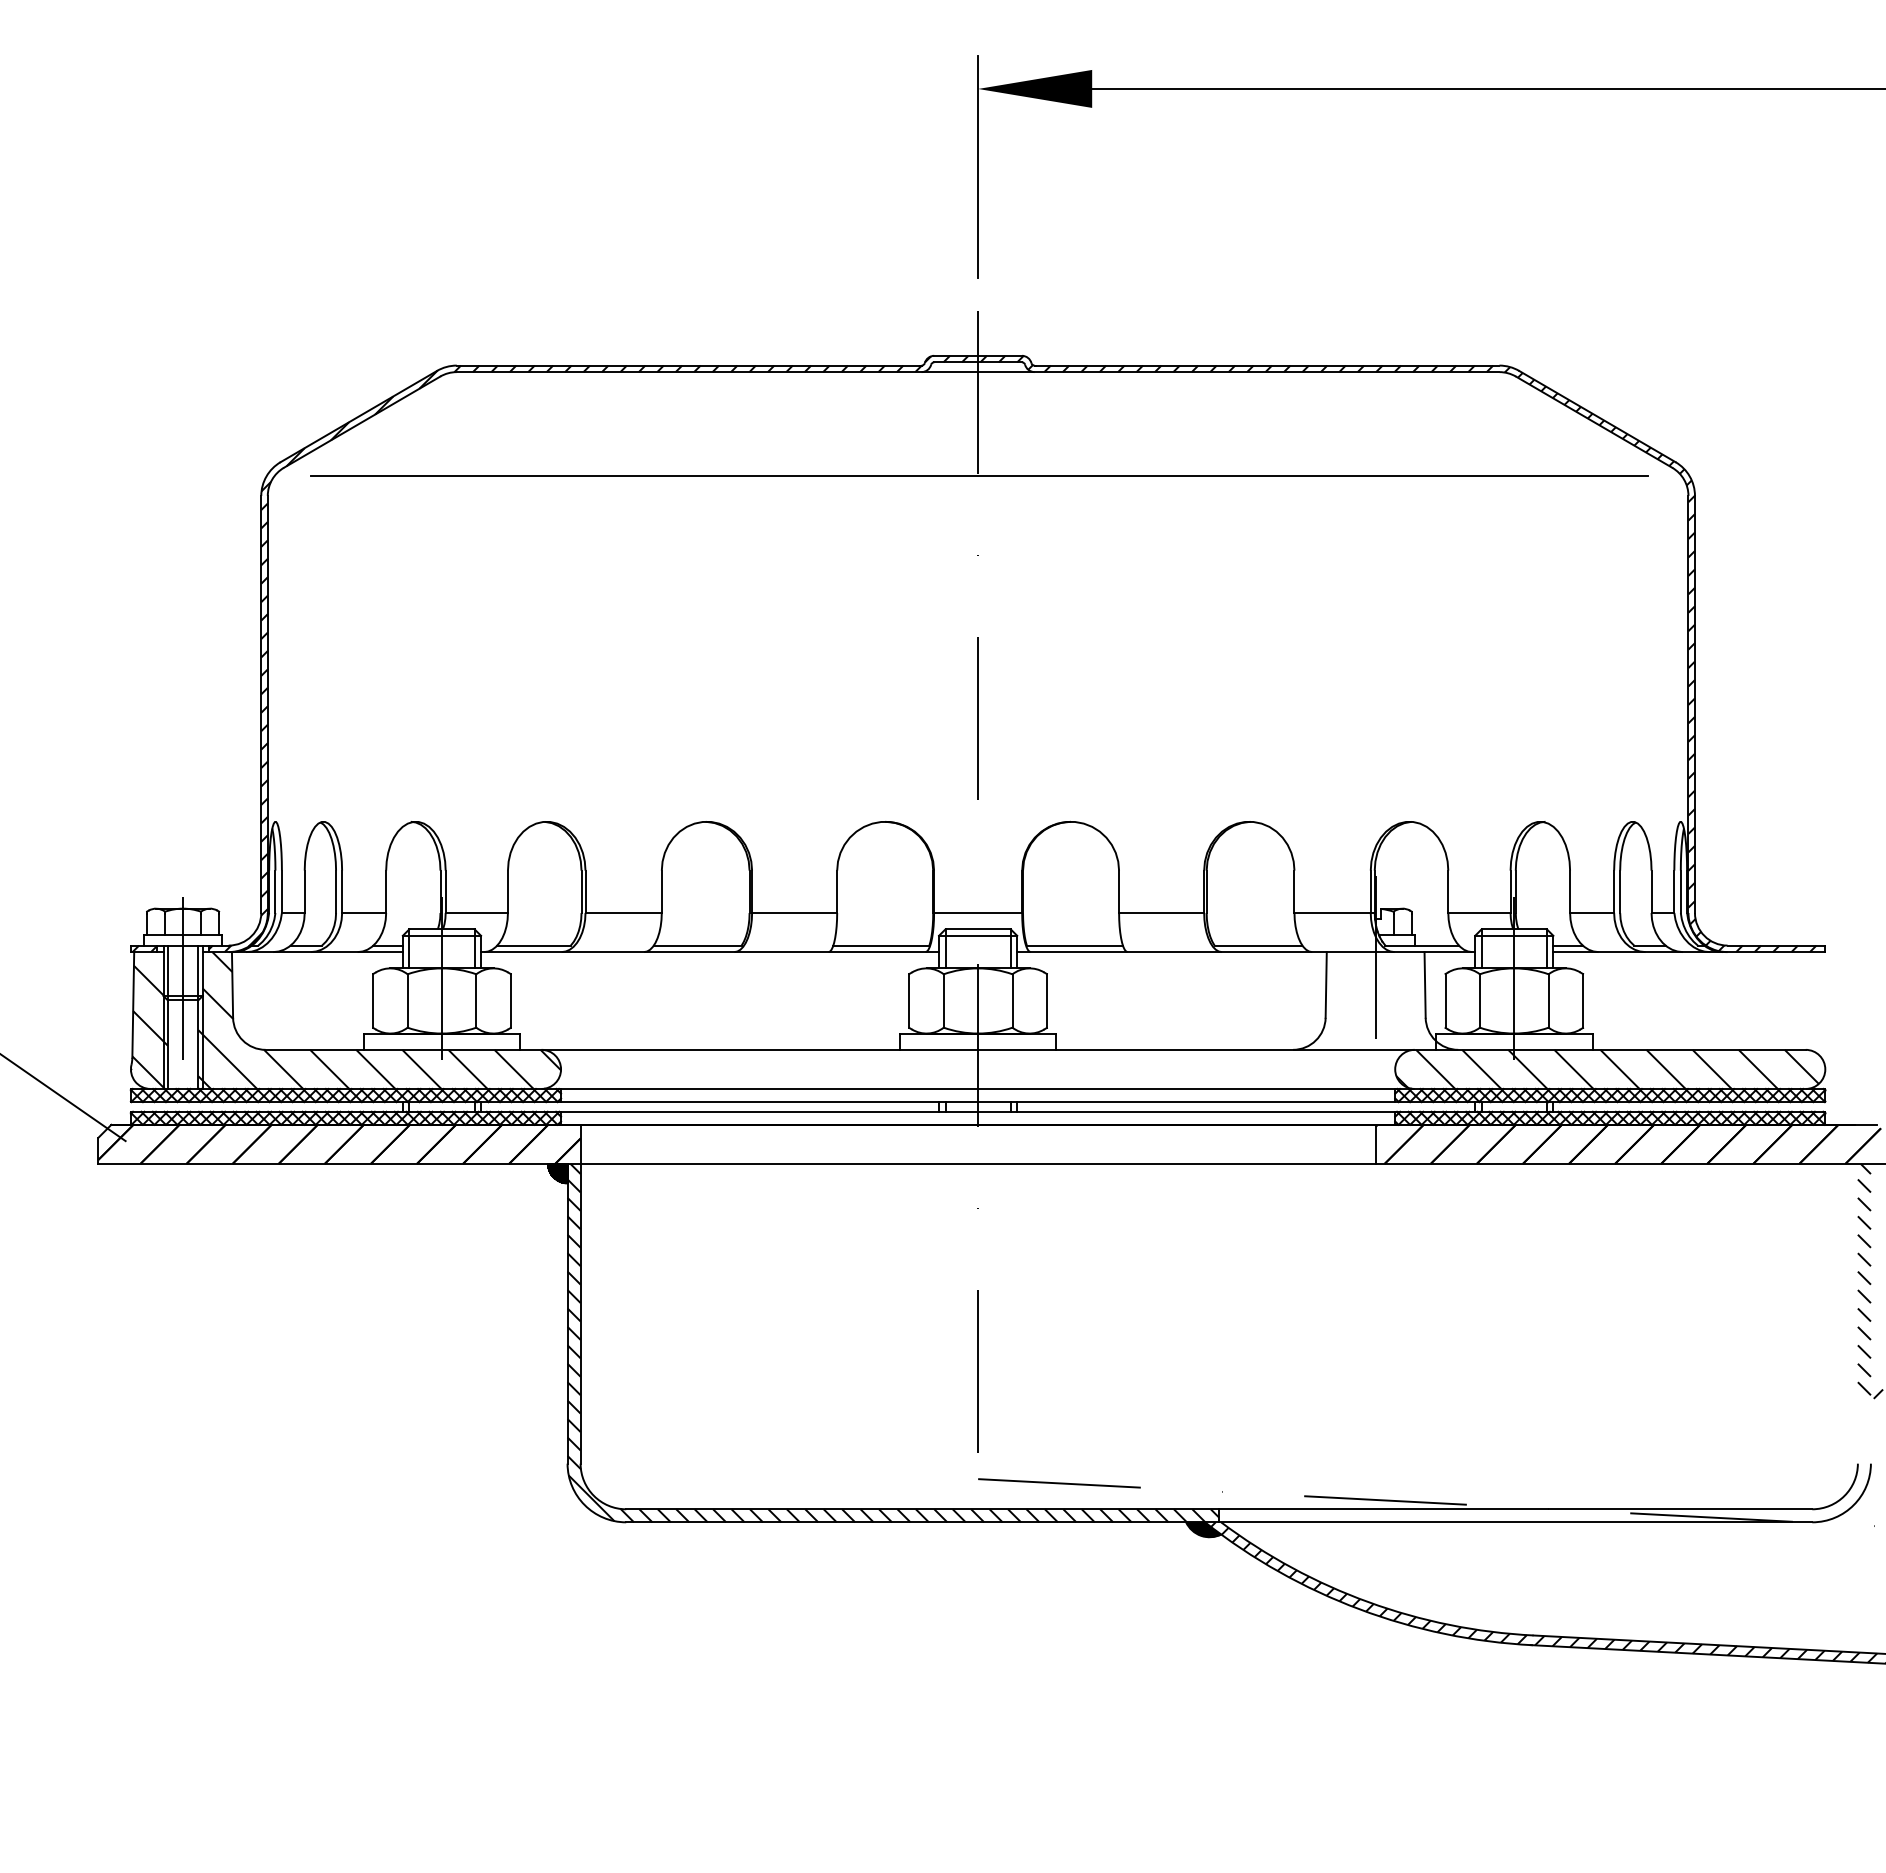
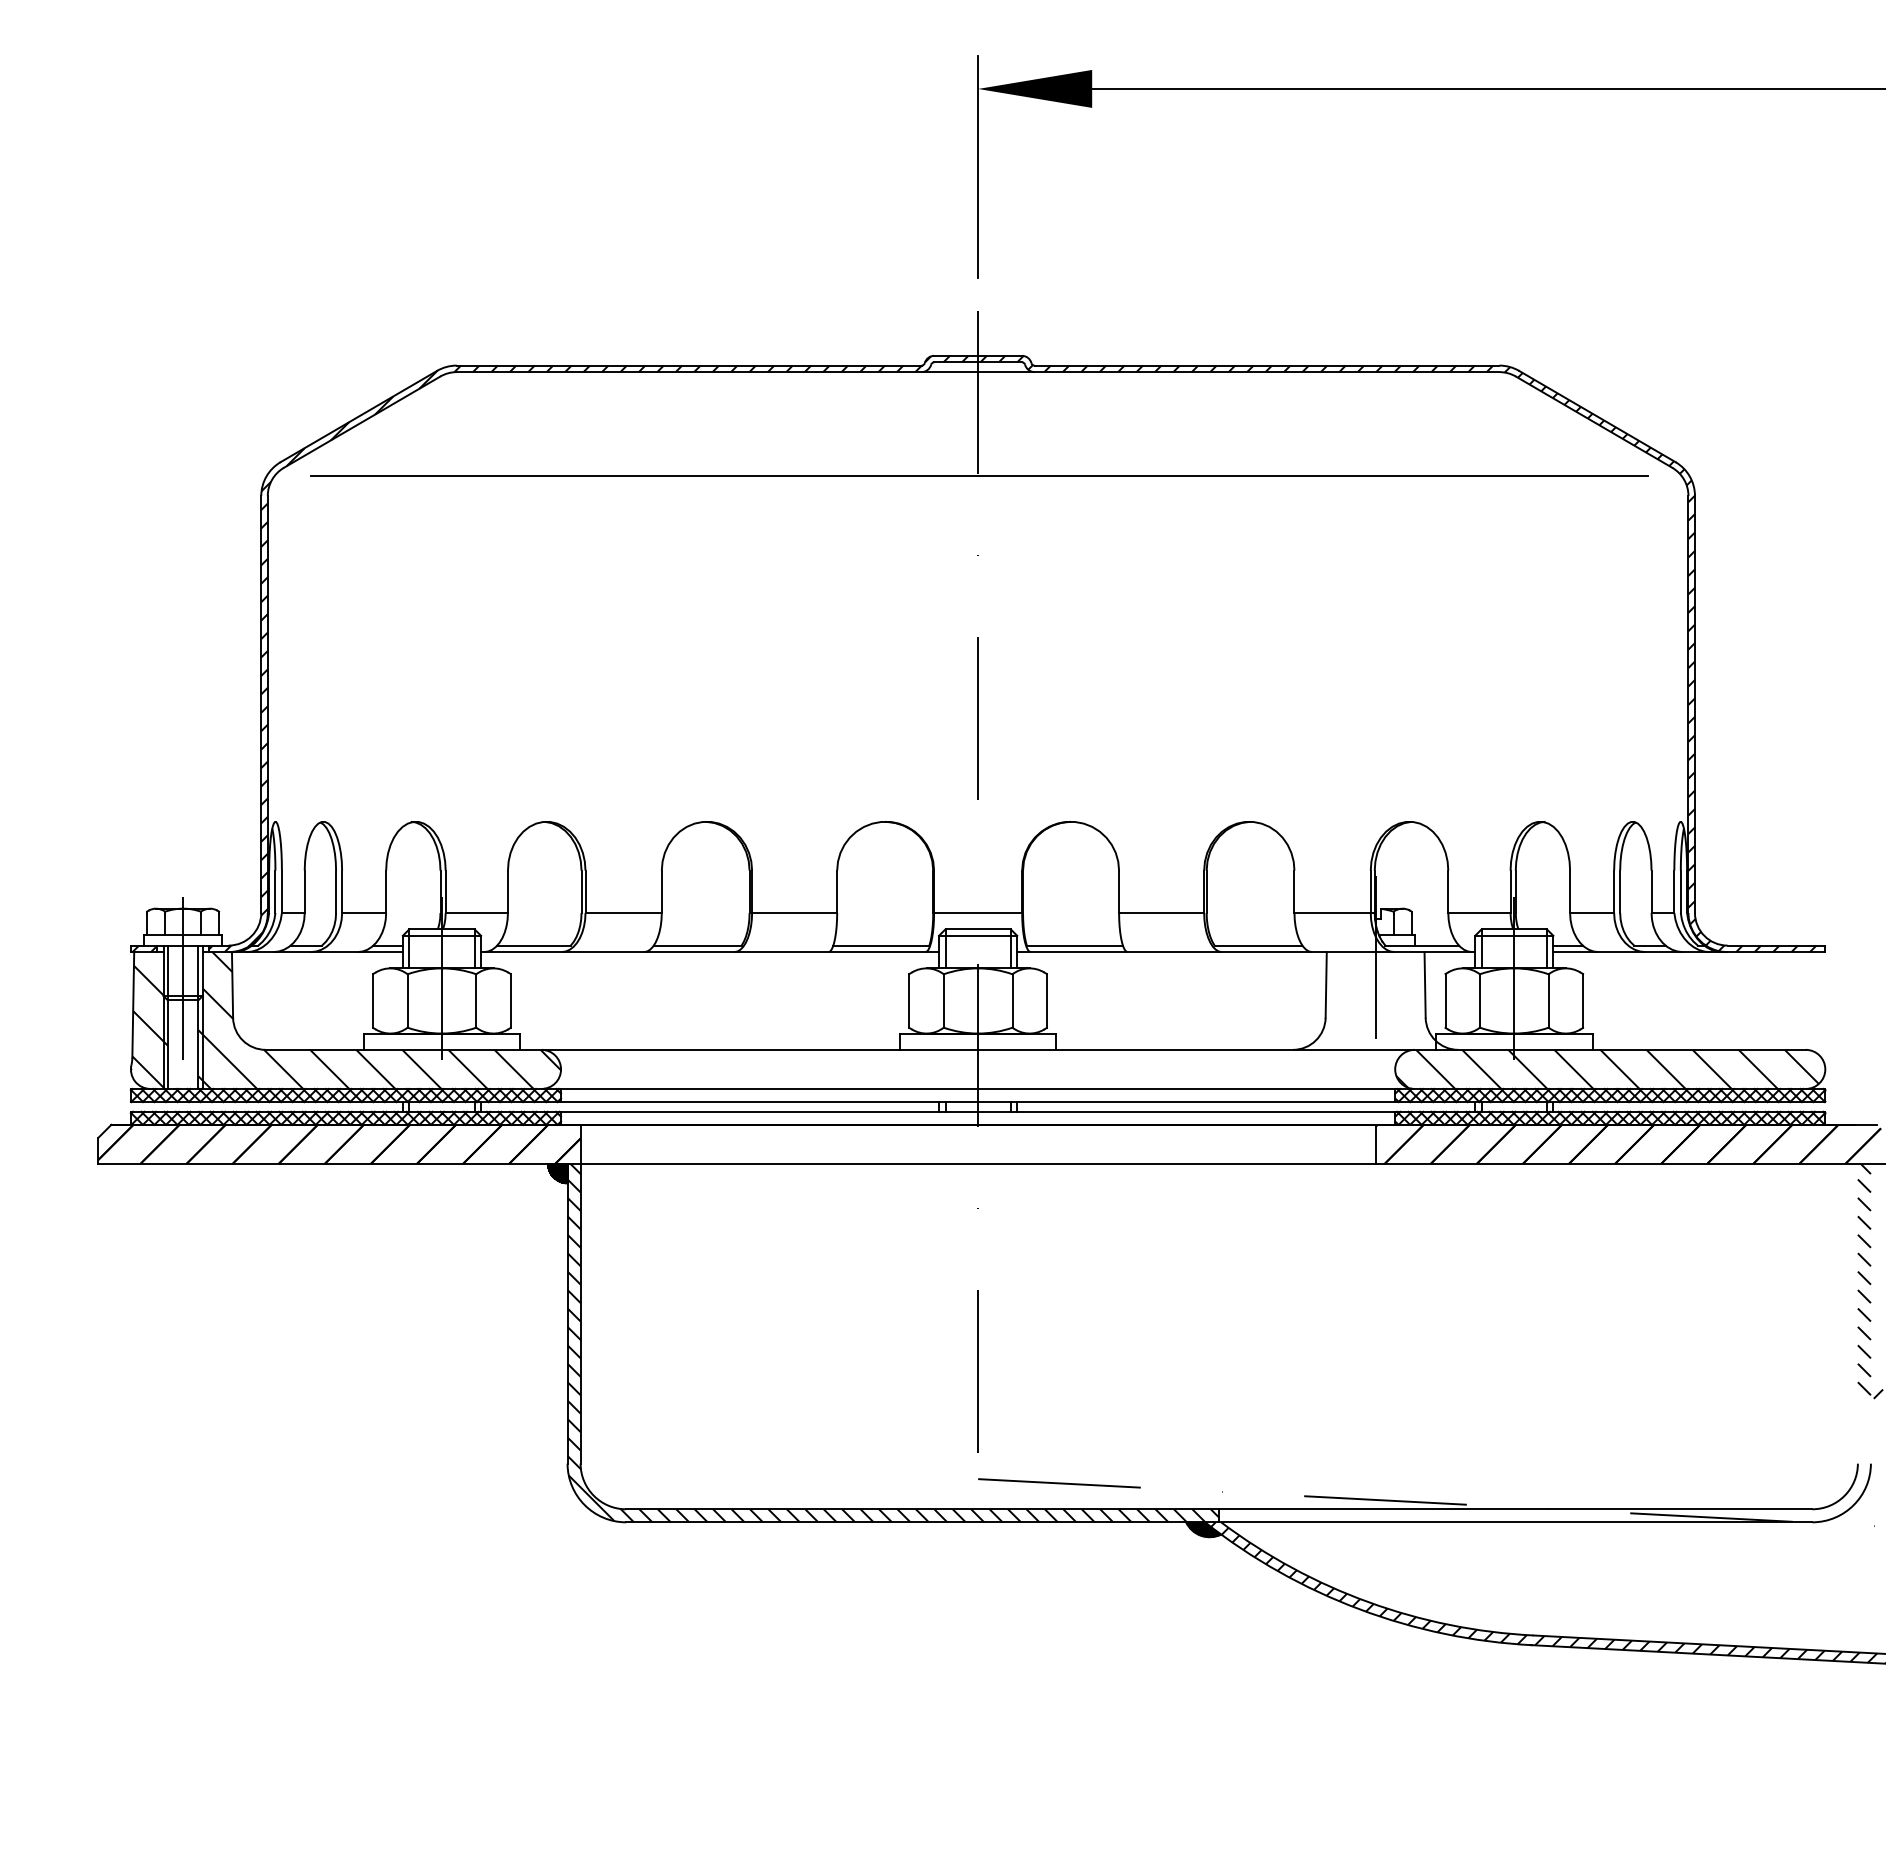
line: present -> none (63, 1098)
